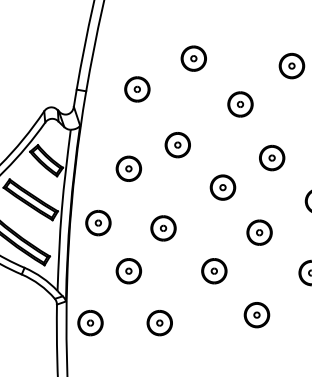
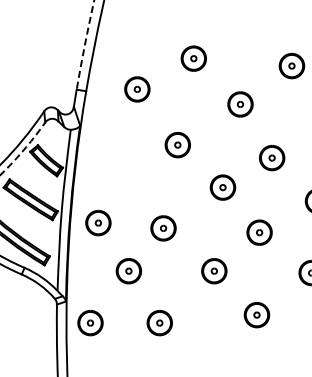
arc: solid -> dashed (84, 45)
arc: solid -> dashed (24, 149)
part: present -> none (128, 168)
